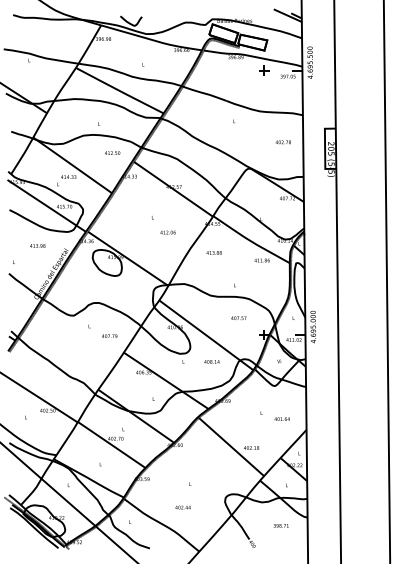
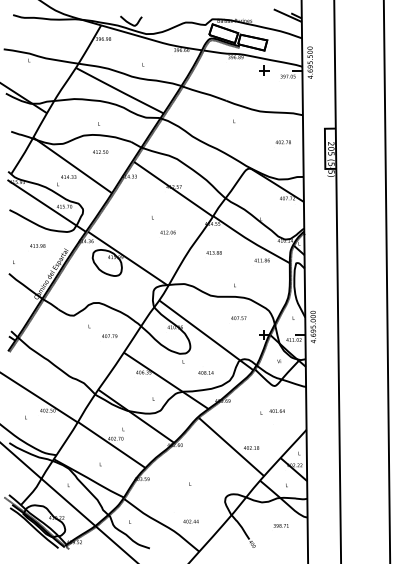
text position: (112, 152) -> (100, 151) (100, 151)
text position: (211, 361) -> (205, 372) (205, 372)
text position: (281, 418) -> (276, 410) (276, 410)
text position: (182, 507) -> (190, 521) (190, 521)
